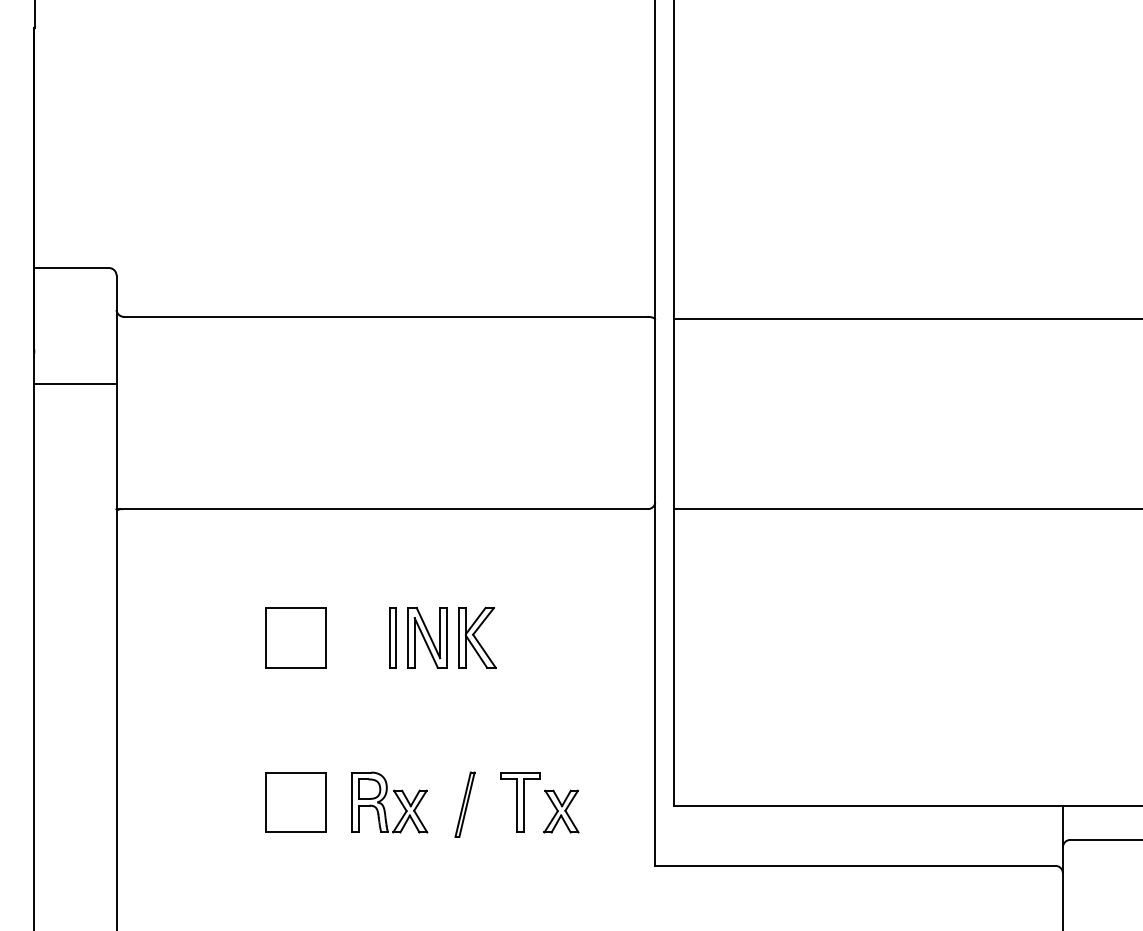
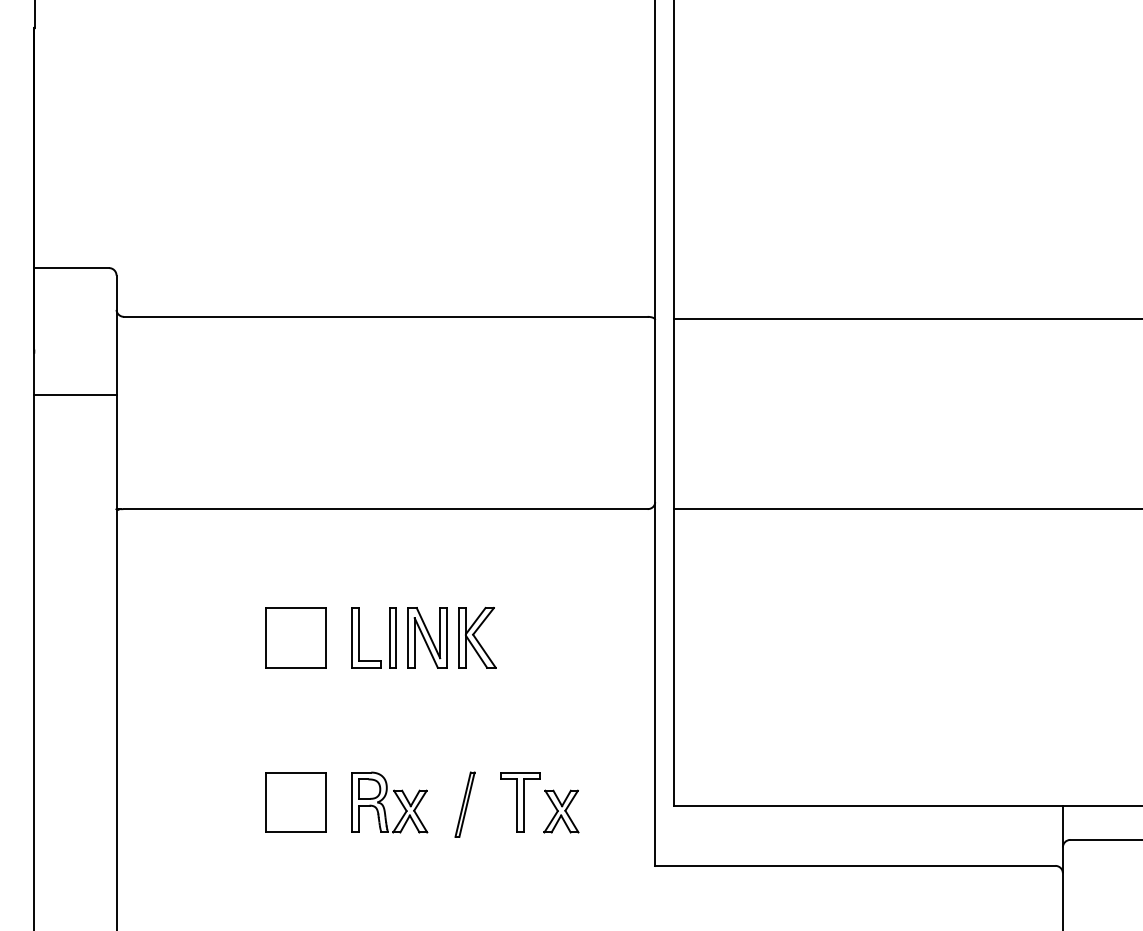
line position: (75, 383) -> (75, 394) (75, 394)
part: none -> present (359, 637)
